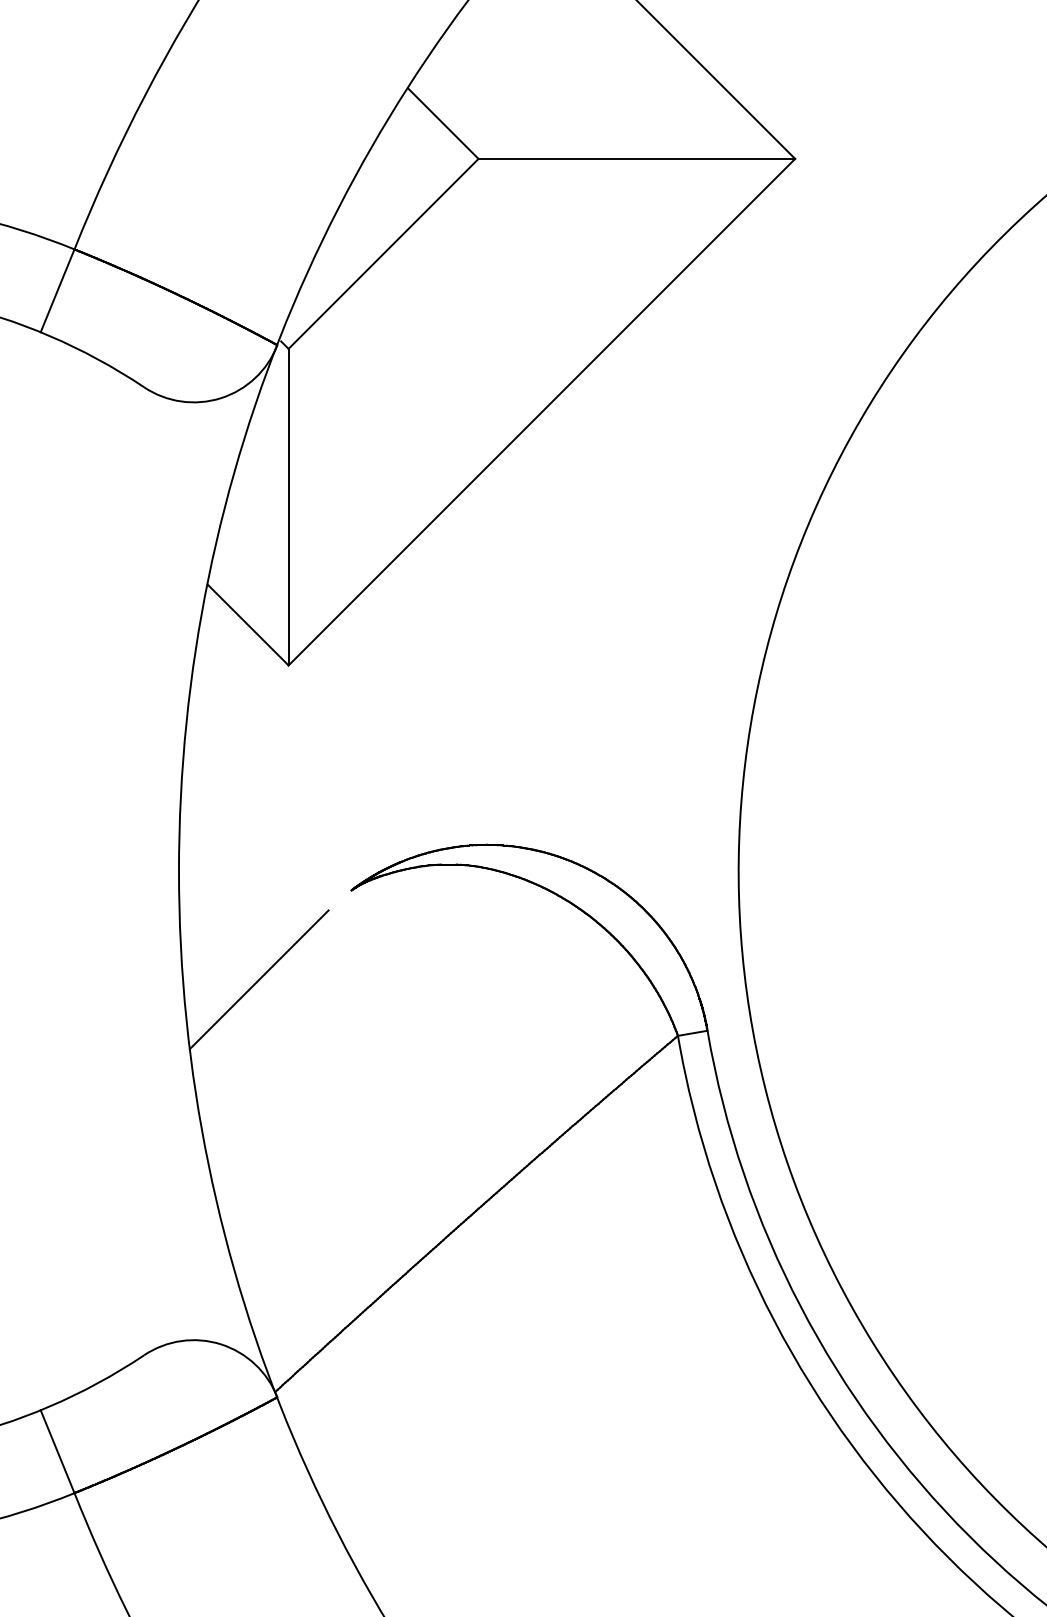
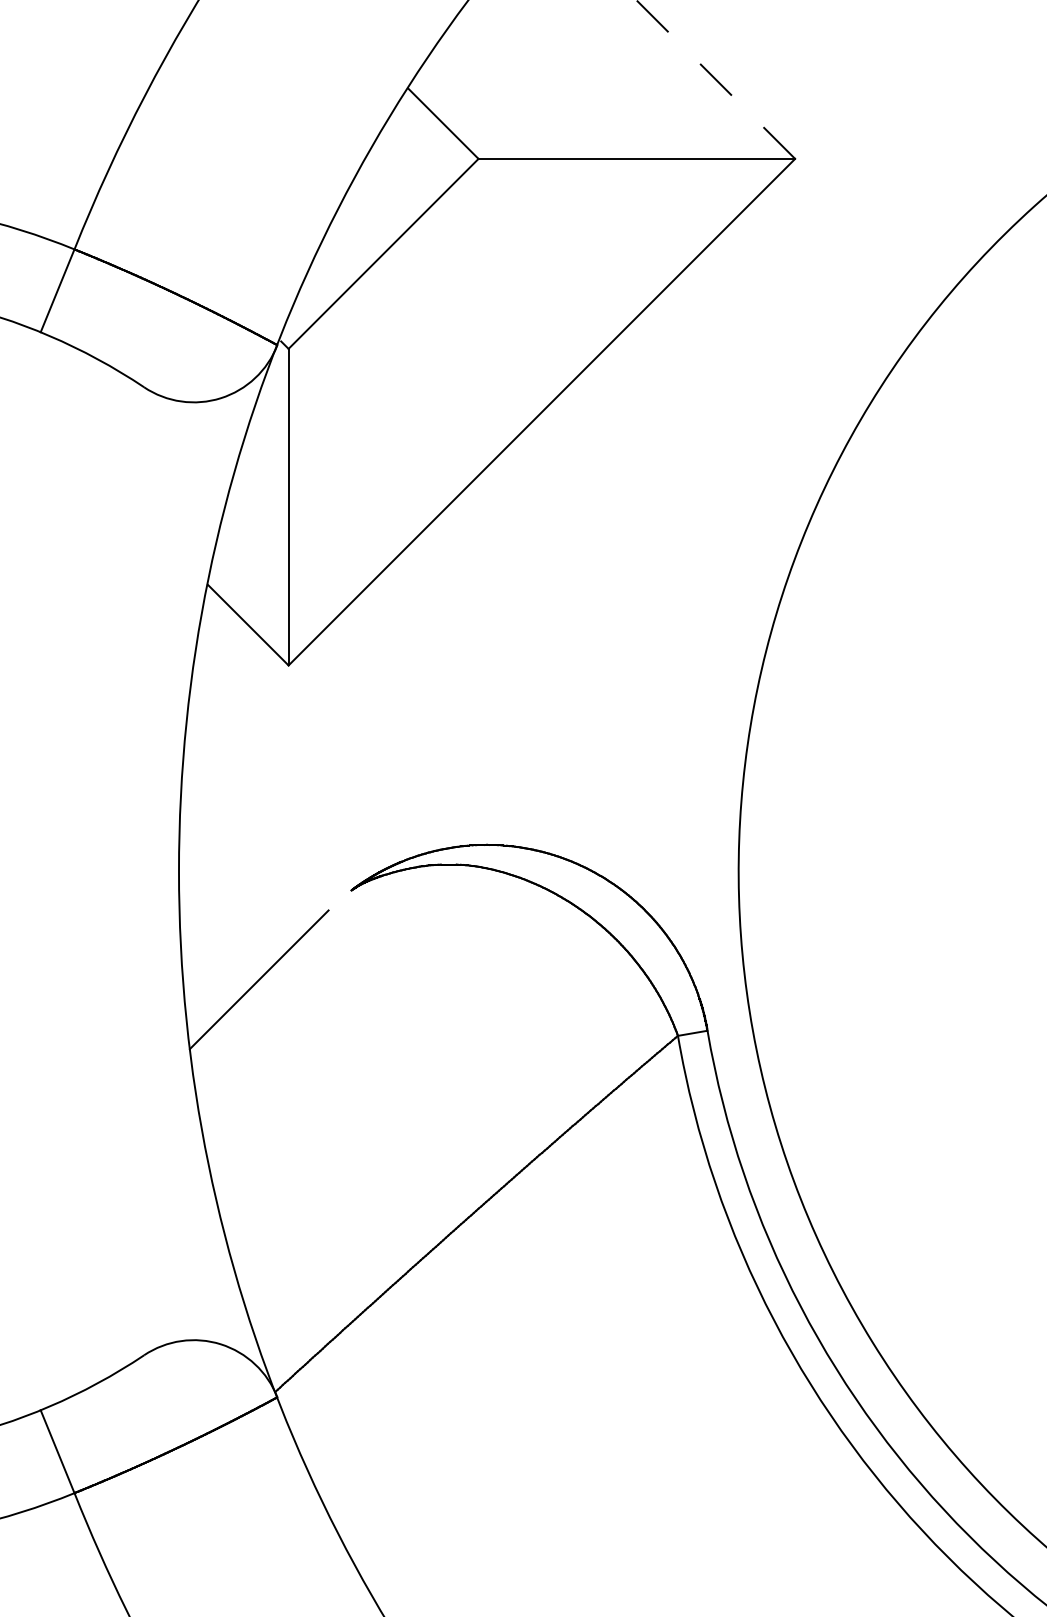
line: solid -> dashed (715, 79)
